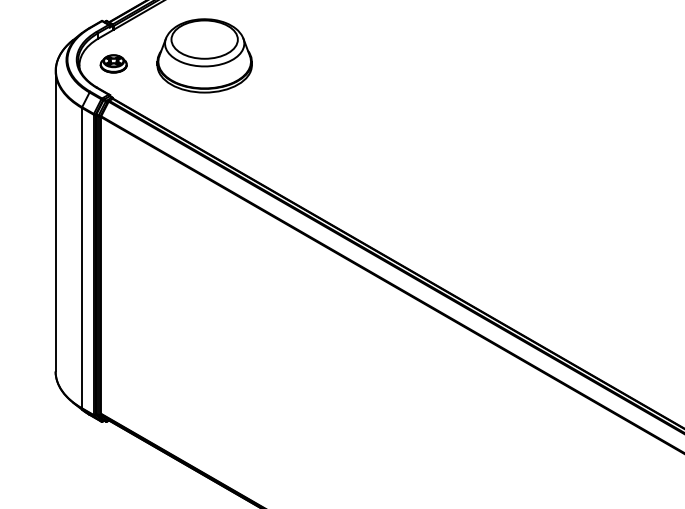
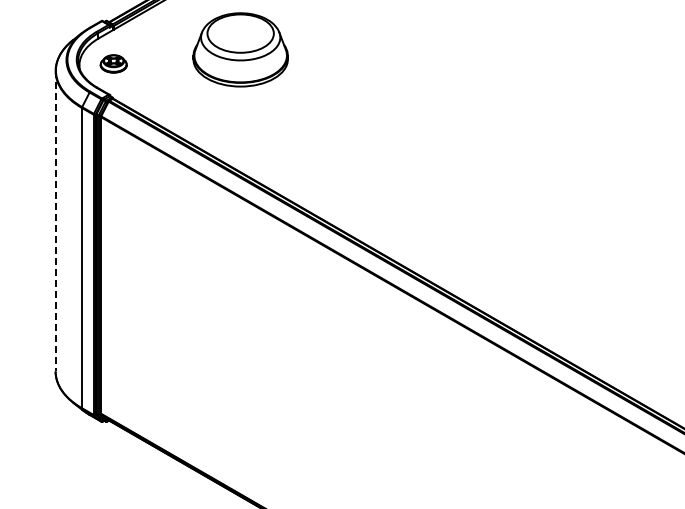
part position: (204, 55) -> (240, 49) (240, 49)
line: solid -> dashed (55, 221)
